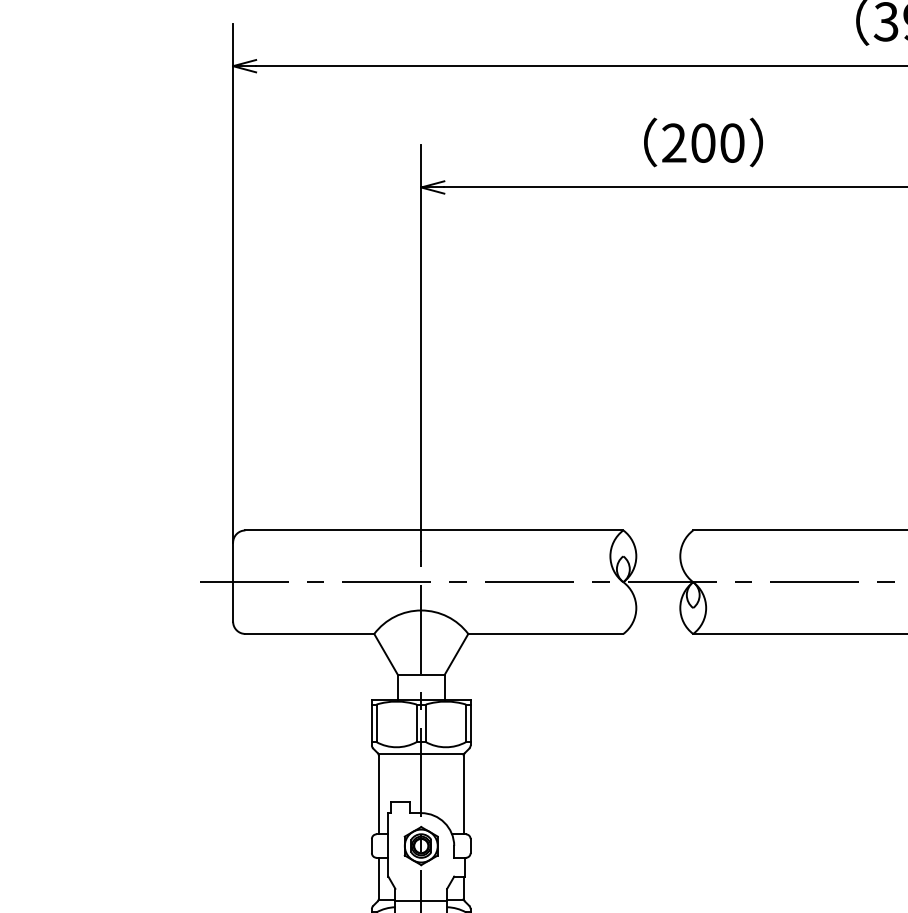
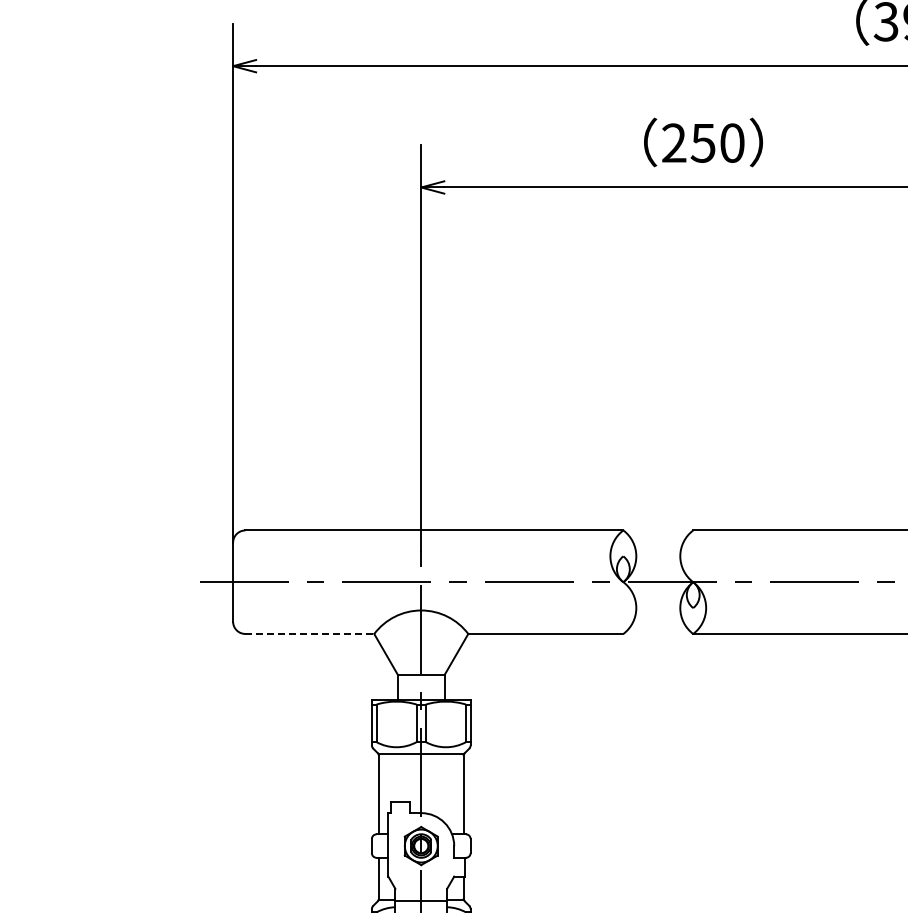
text: 200 -> 250 (702, 142)
line: solid -> dashed (310, 633)
